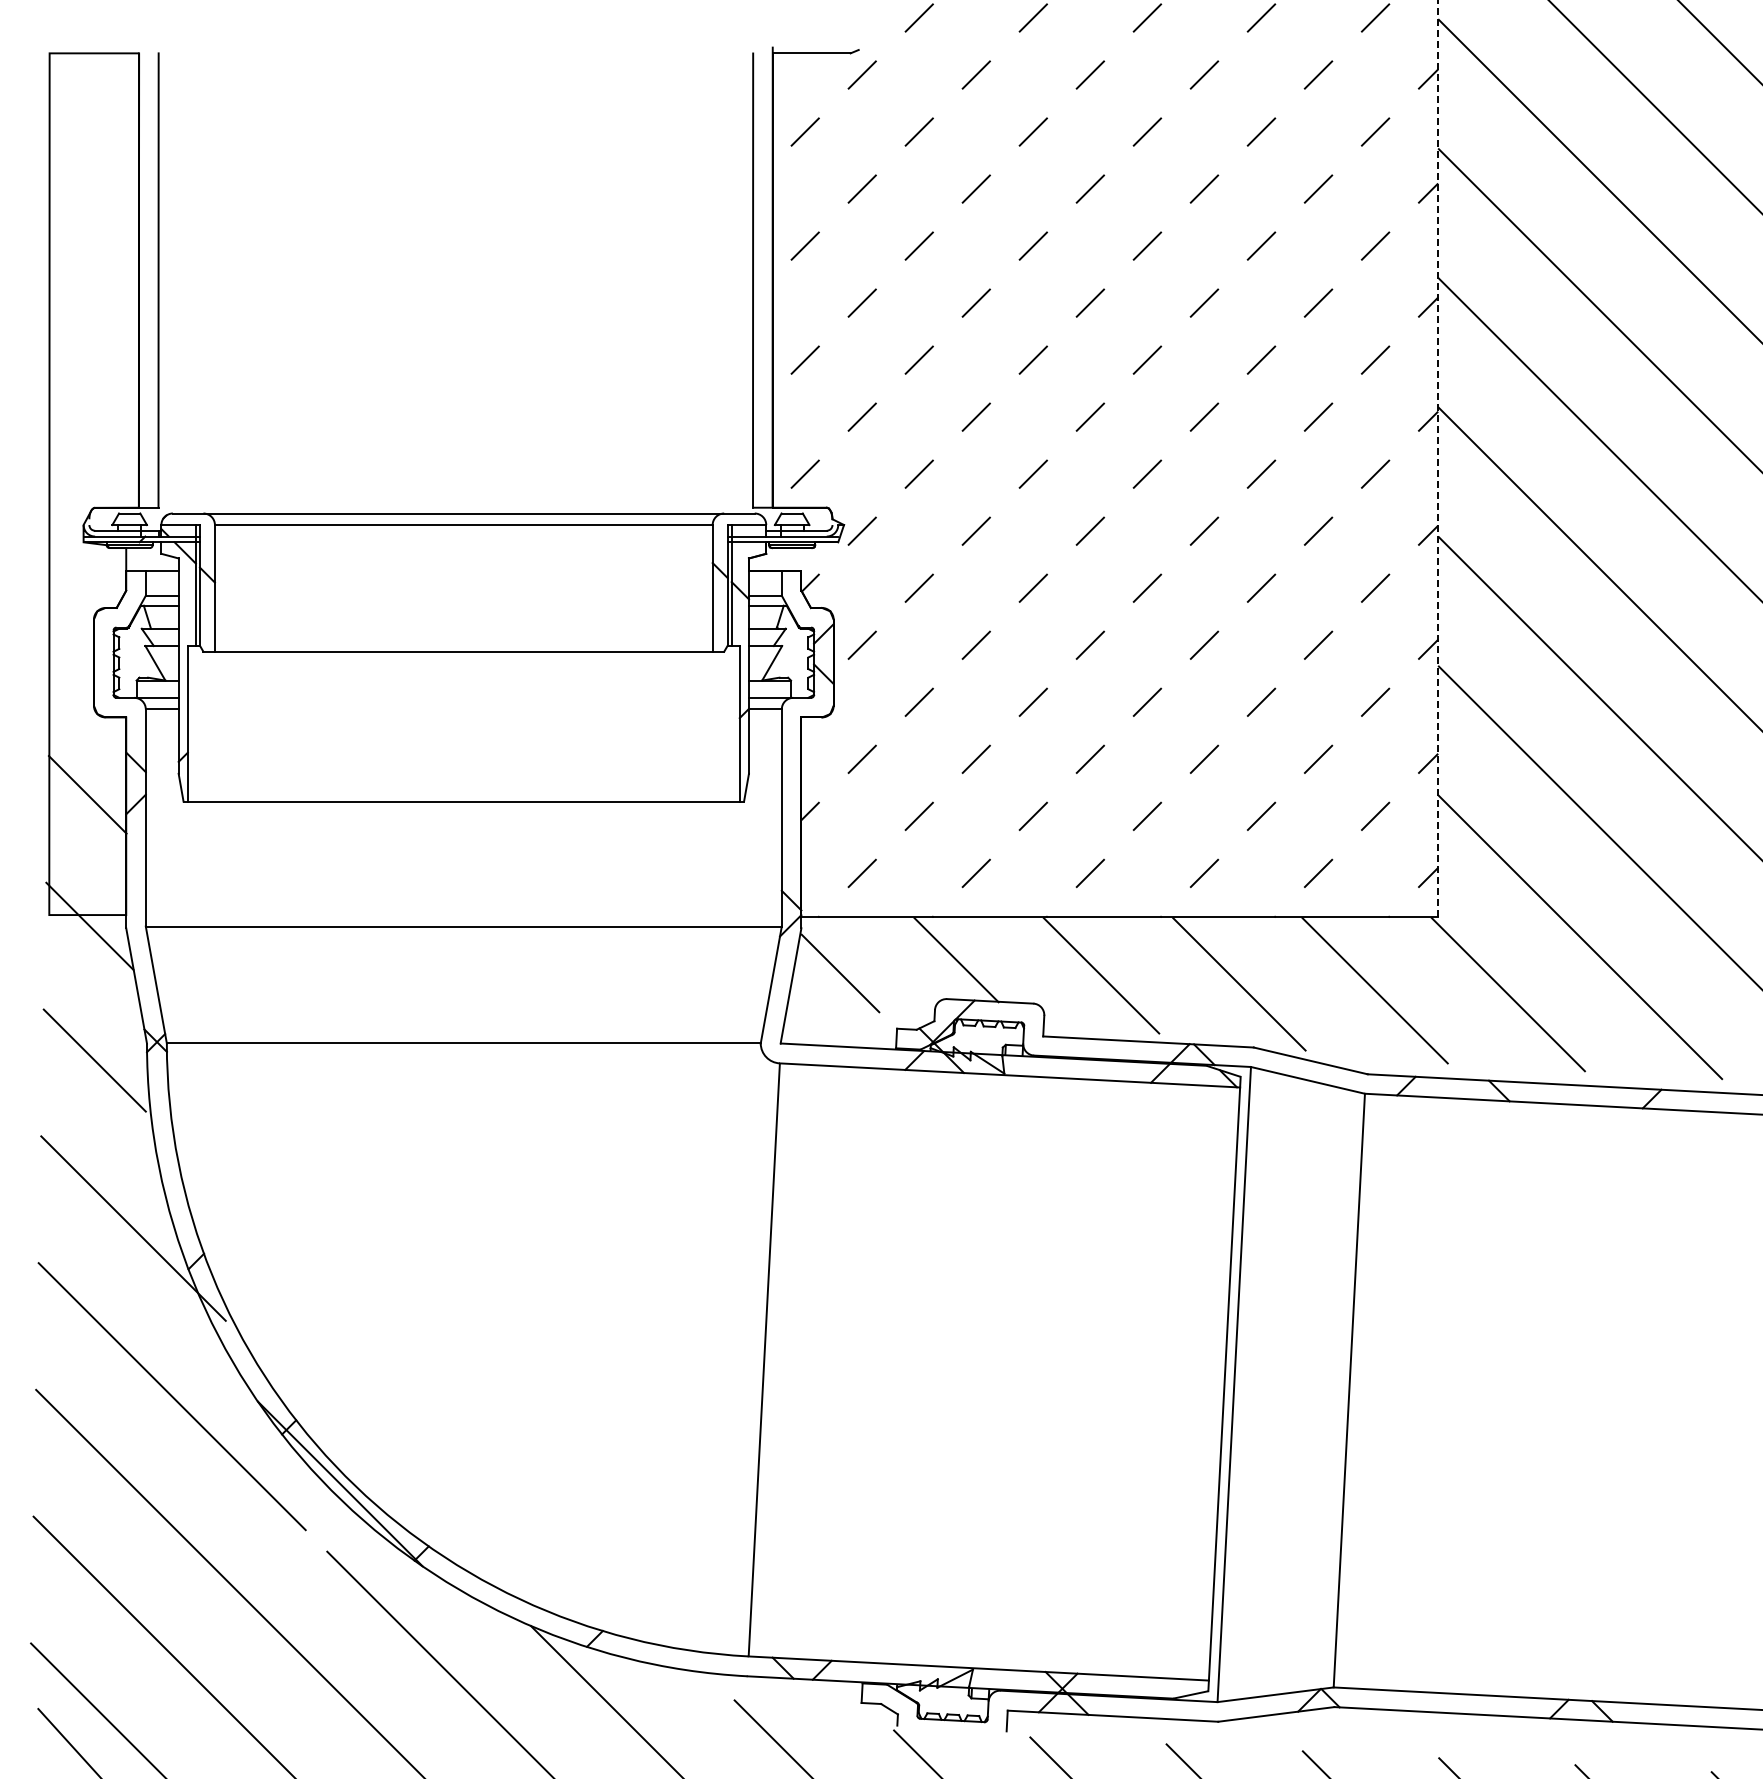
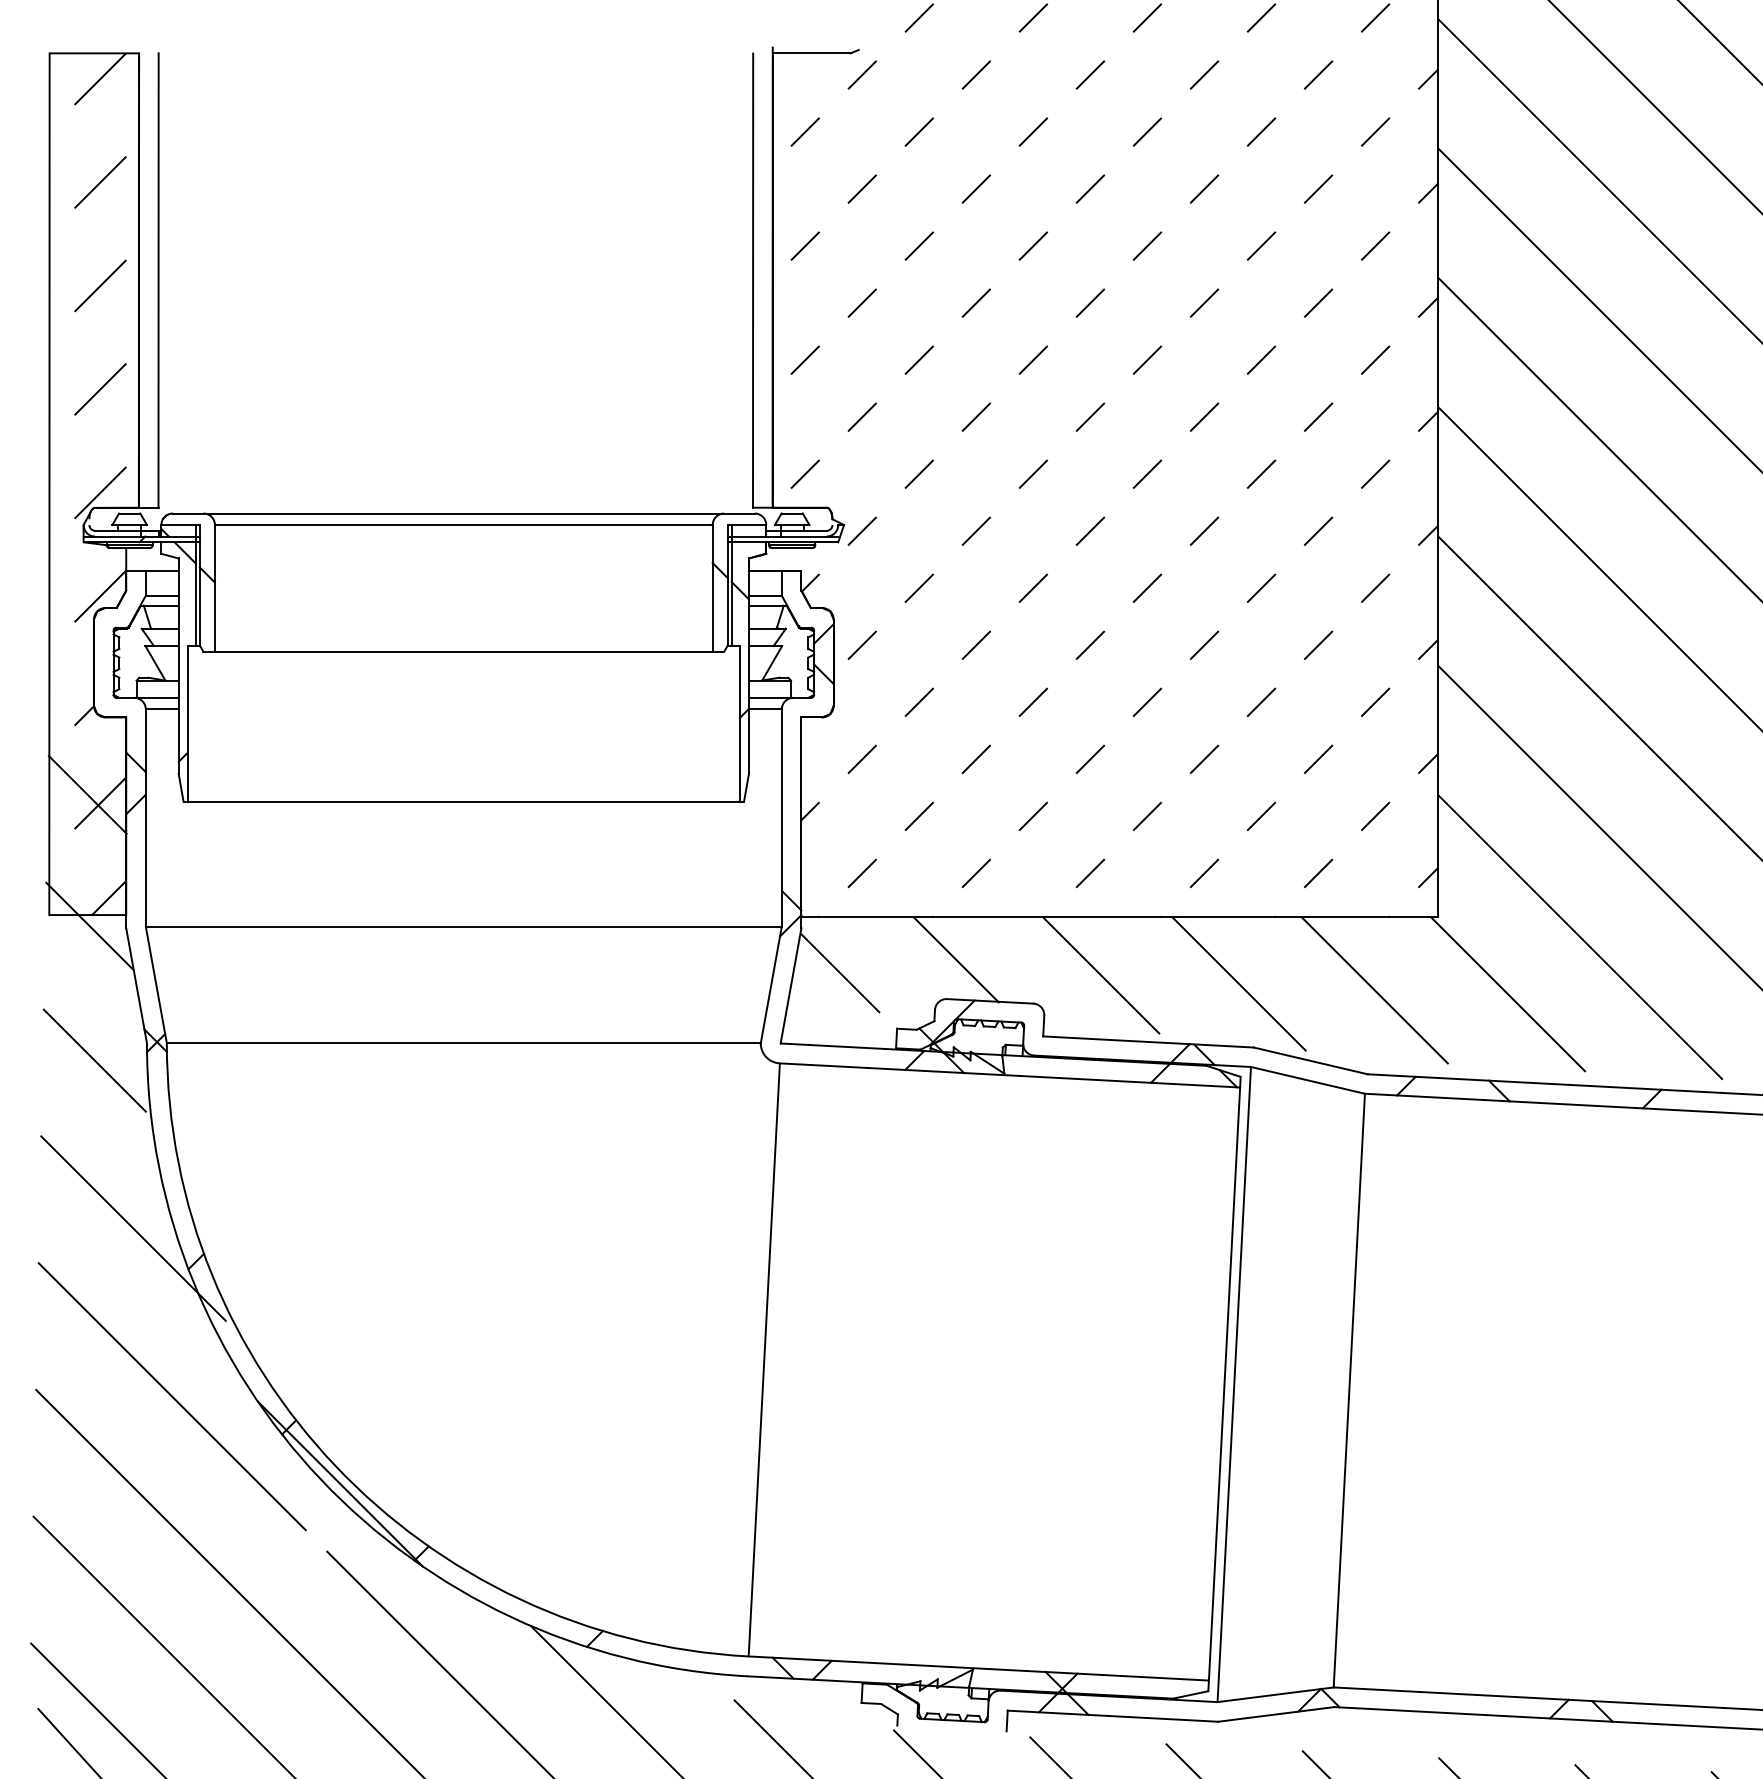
line: dashed -> solid (1438, 458)
hatch: none -> present (100, 484)
